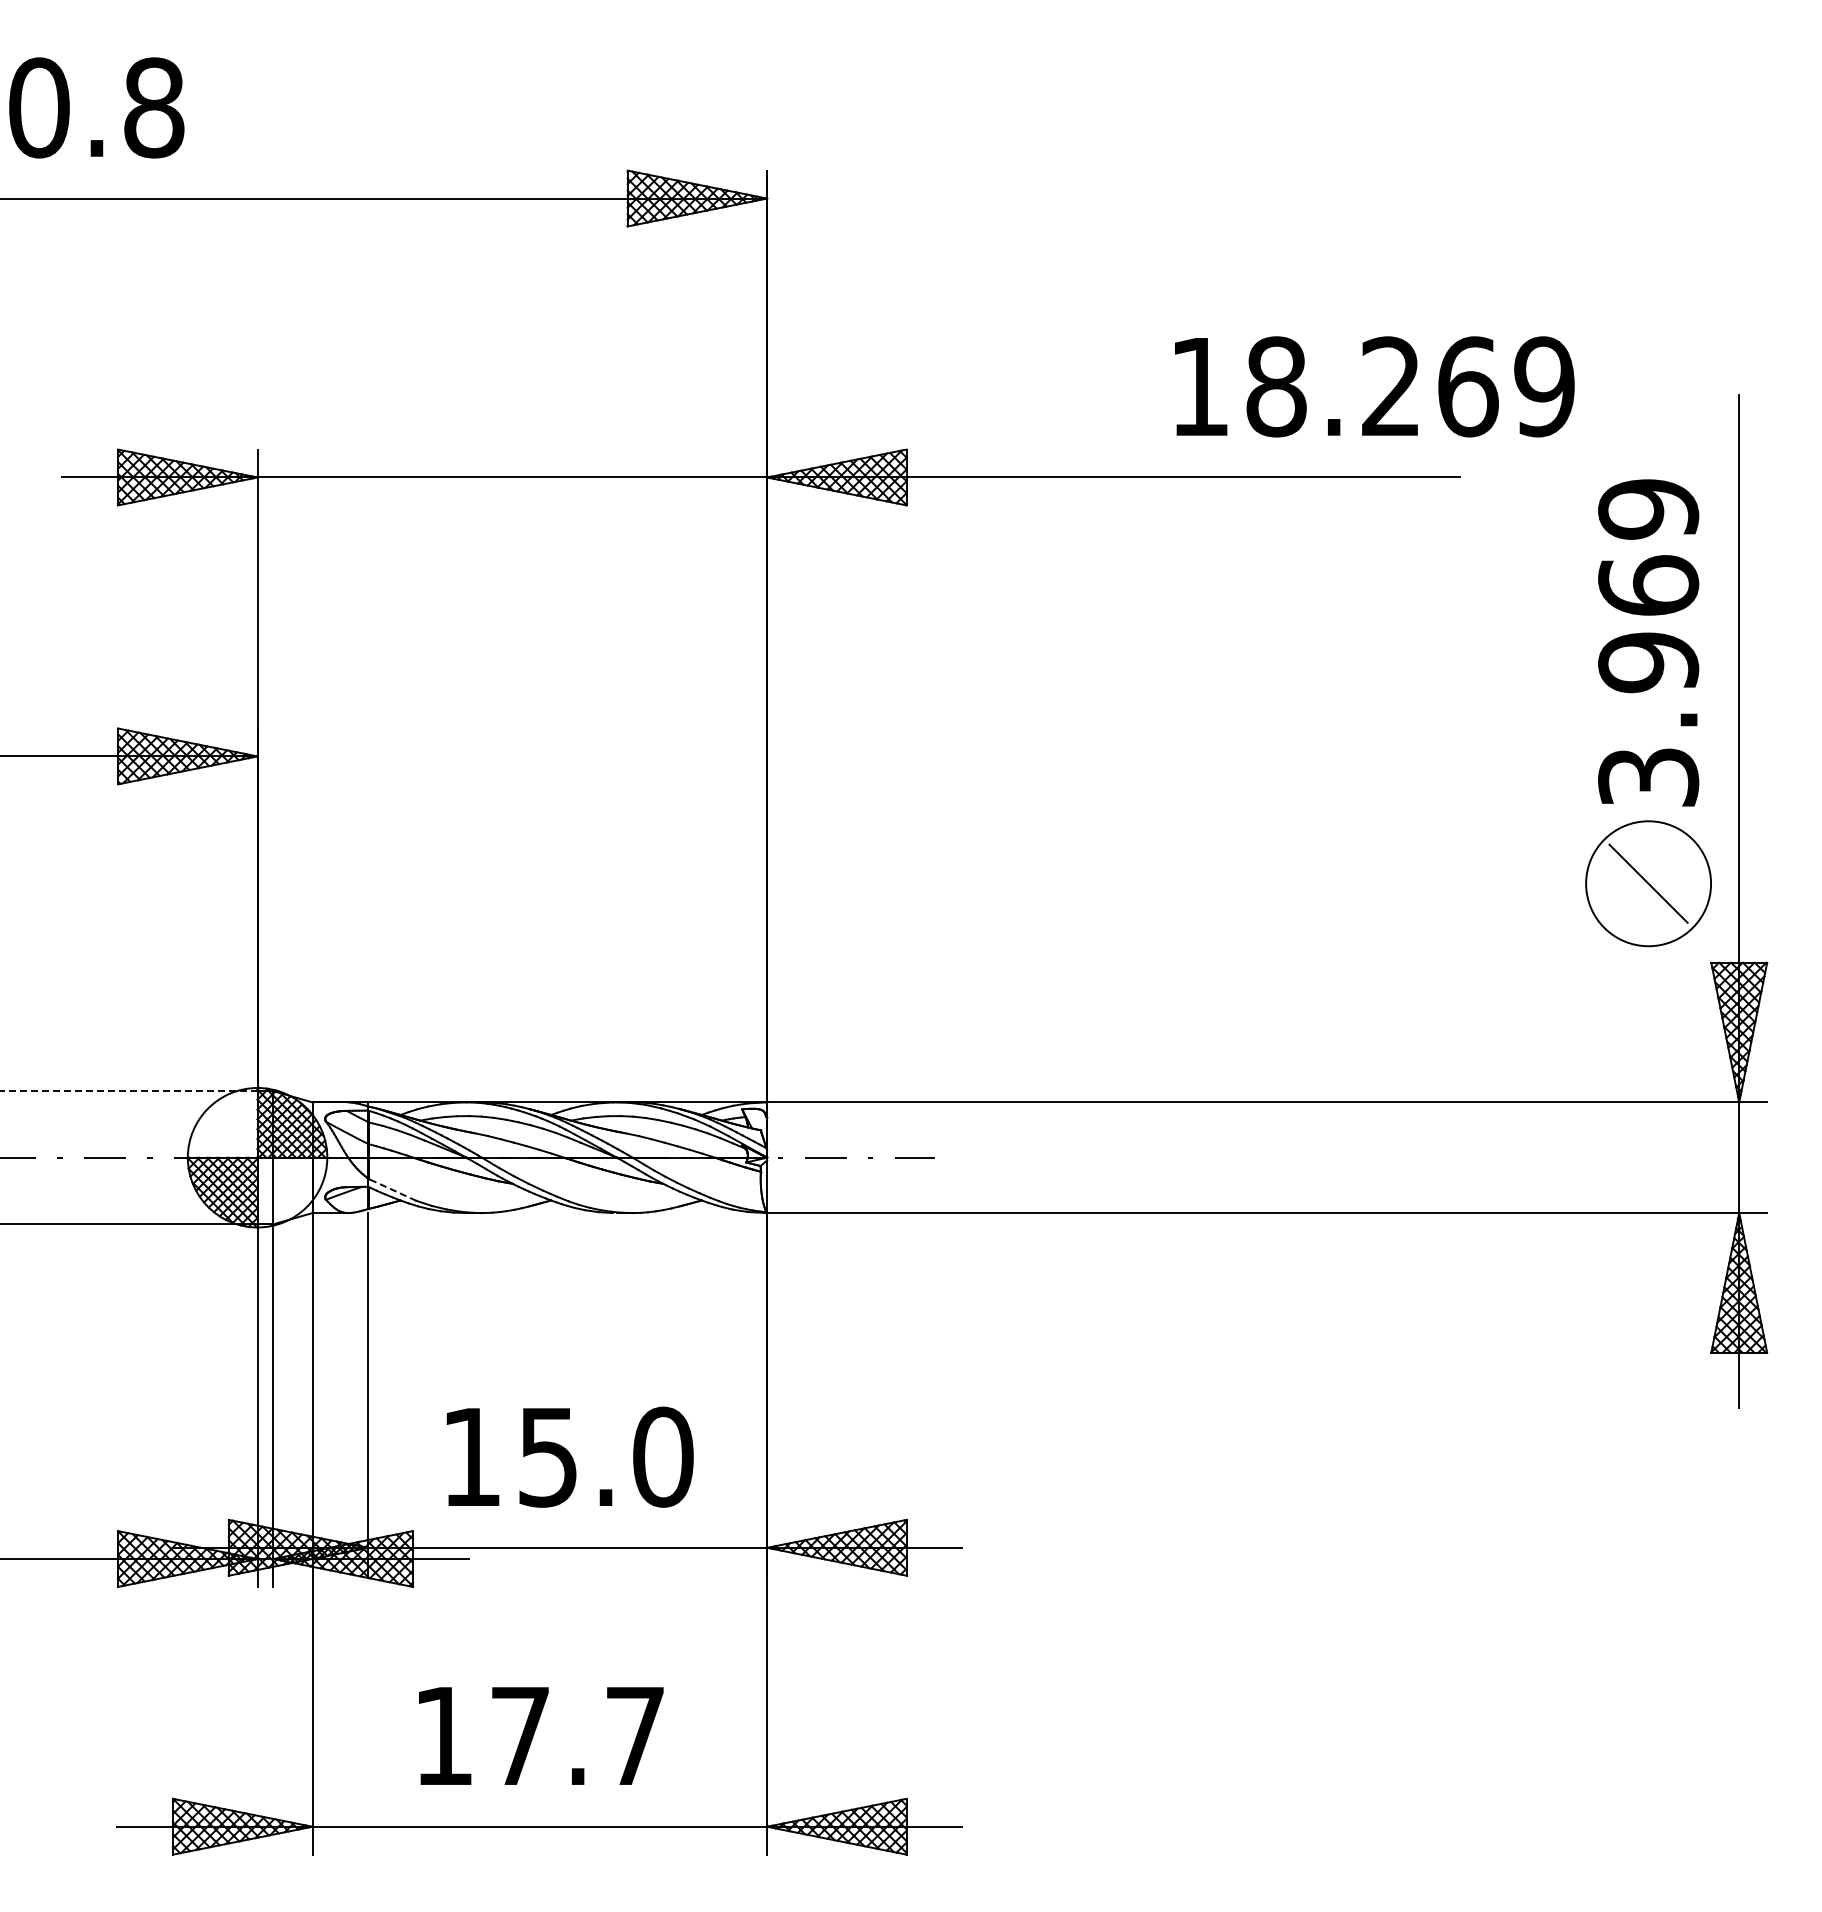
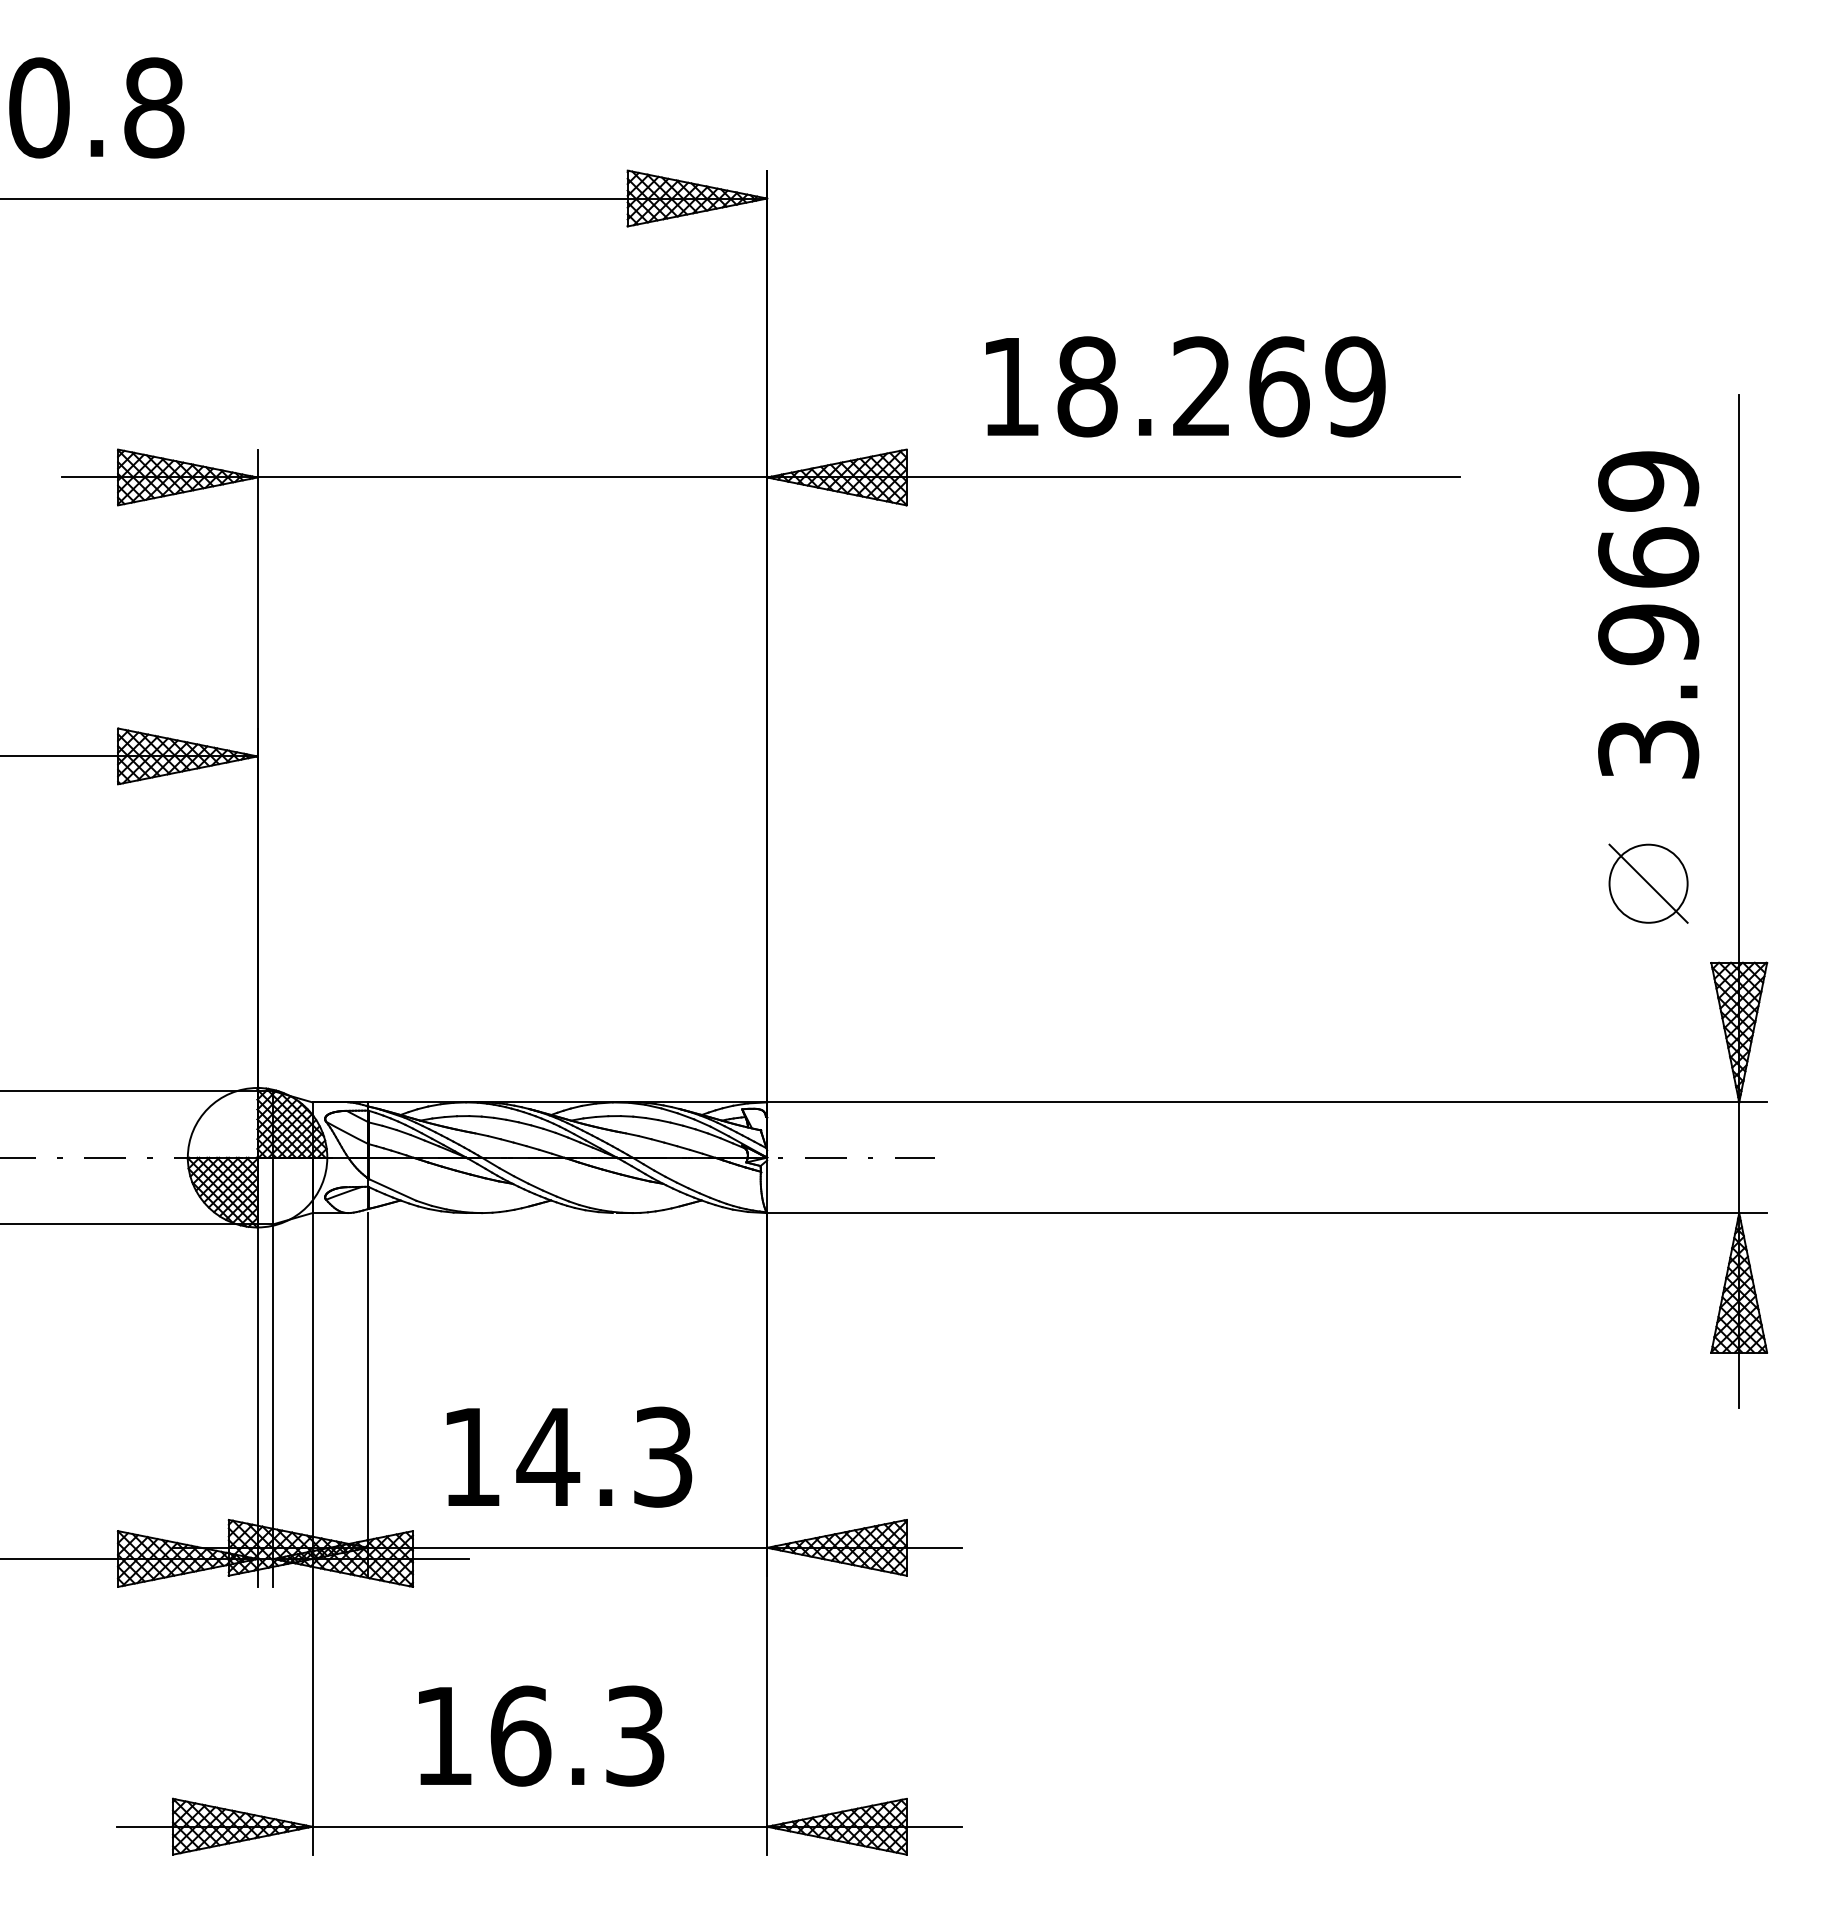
text position: (1374, 386) -> (1185, 386) (1185, 386)
text position: (1648, 642) -> (1648, 614) (1648, 614)
circle diameter: 125 px -> 78 px (1648, 883)
line: dashed -> solid (128, 1091)
line: dashed -> solid (392, 1189)
text: 15.0 -> 14.3 (604, 1456)
text: 17.7 -> 16.3 (577, 1735)
